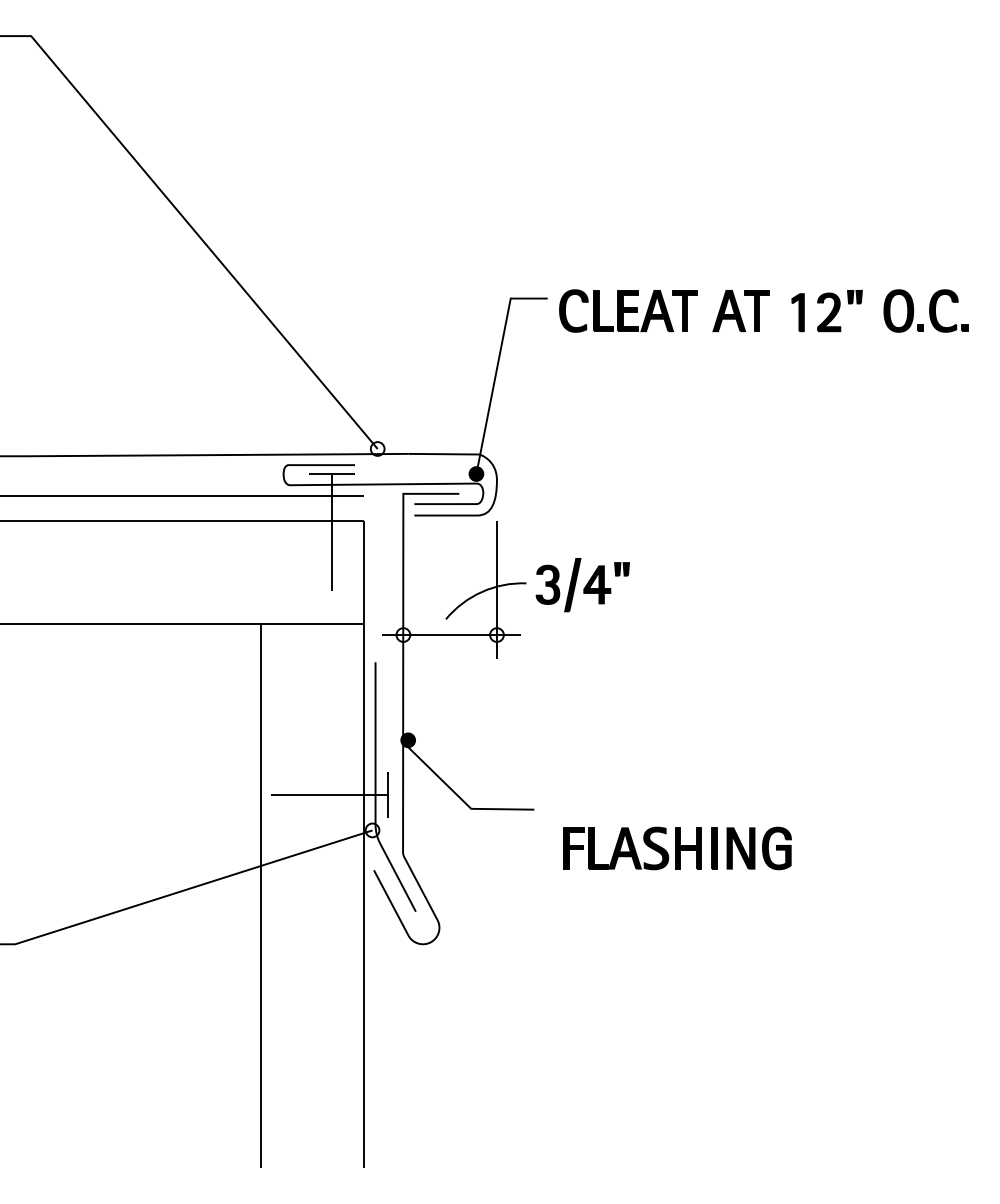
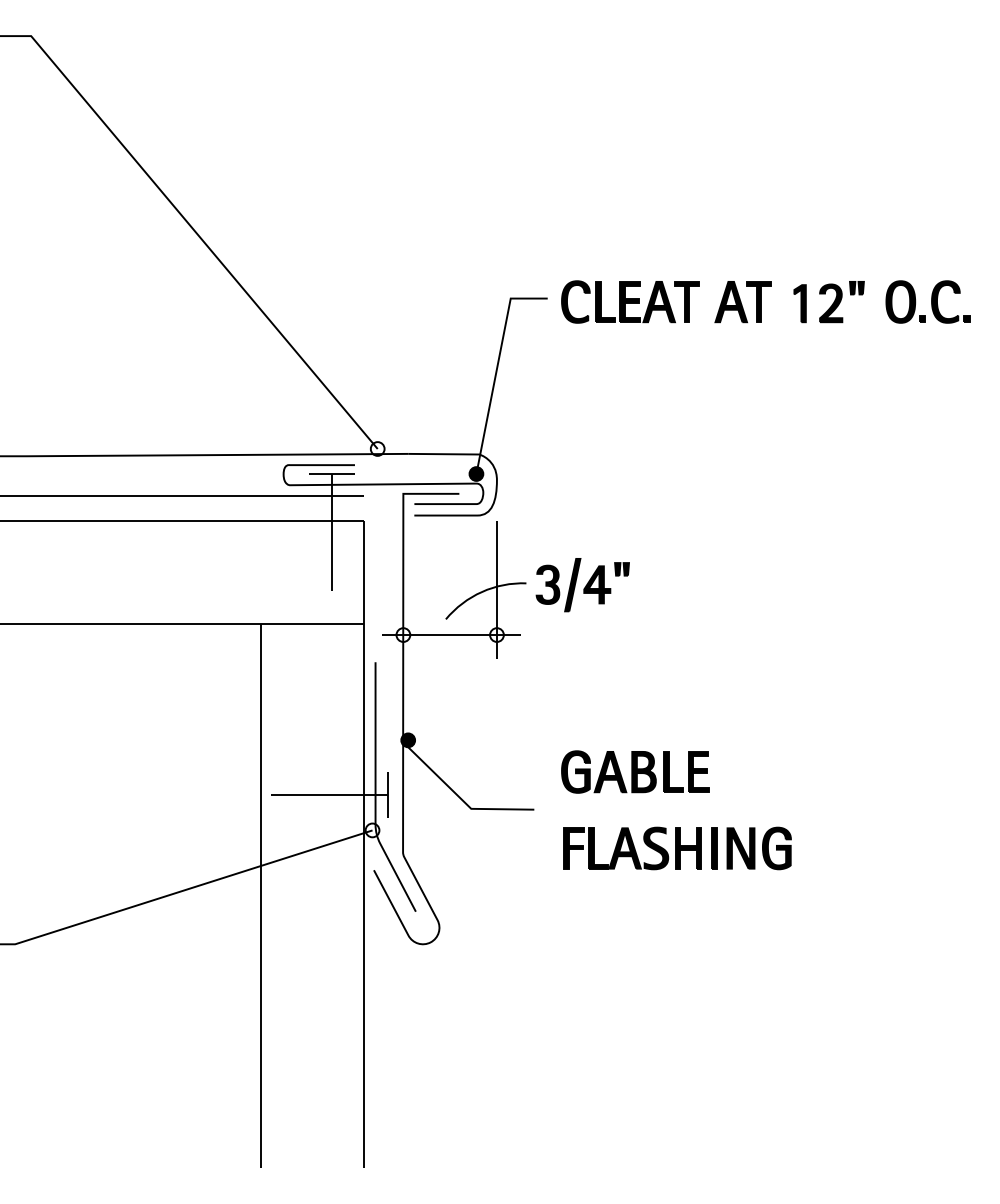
part position: (763, 310) -> (765, 301) (765, 301)
part: none -> present (635, 771)
